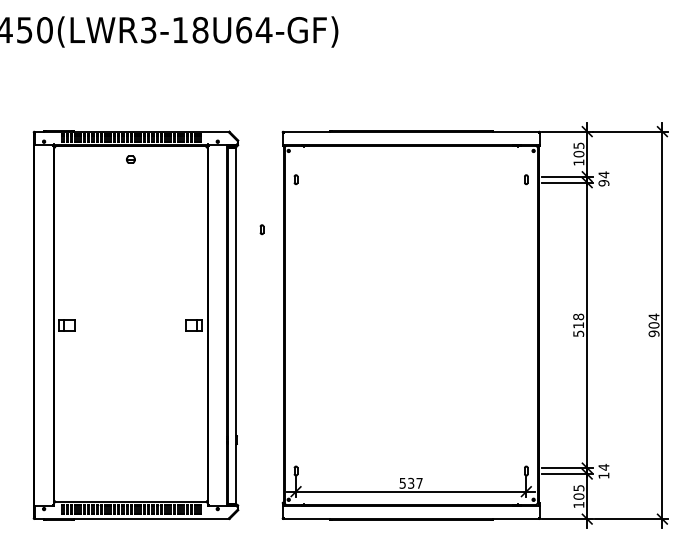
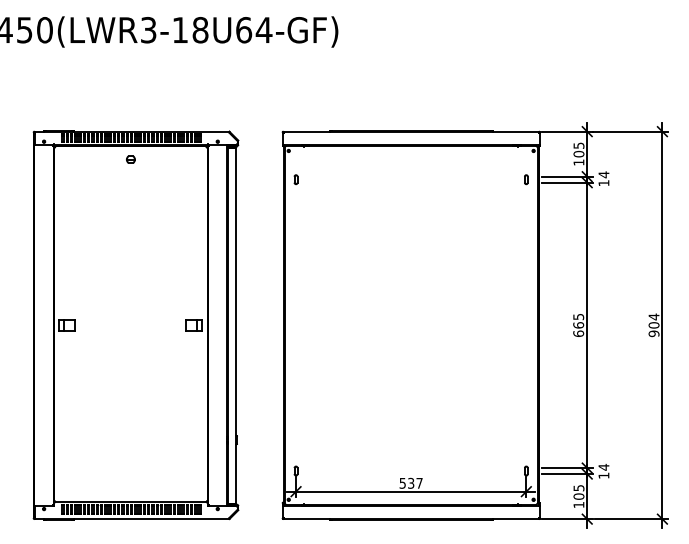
text: 94 -> 14 (603, 183)
part: present -> none (261, 229)
text: 518 -> 665 (578, 324)
